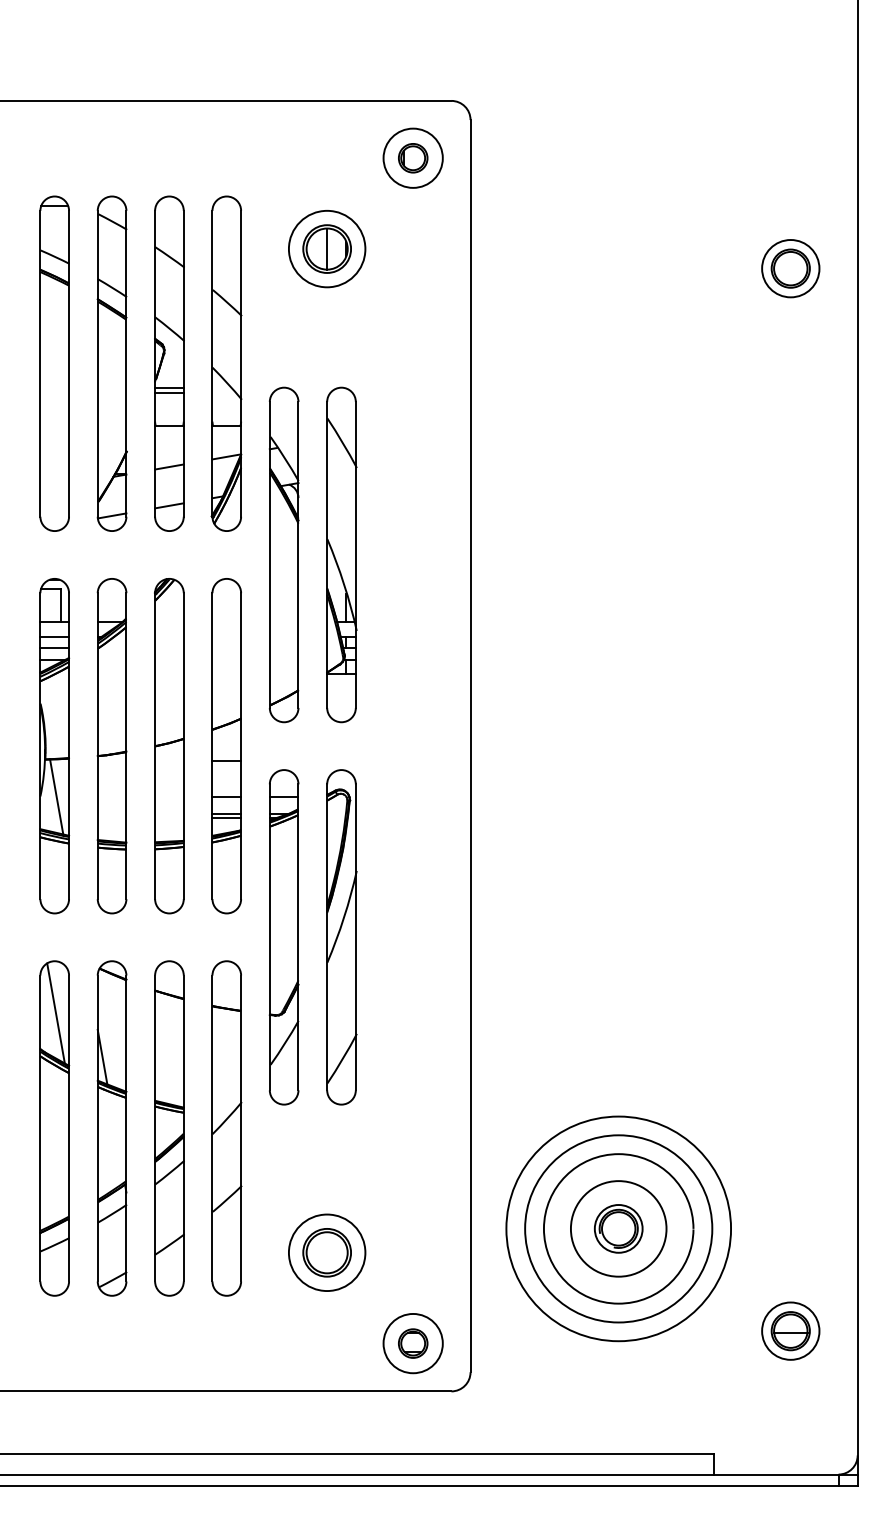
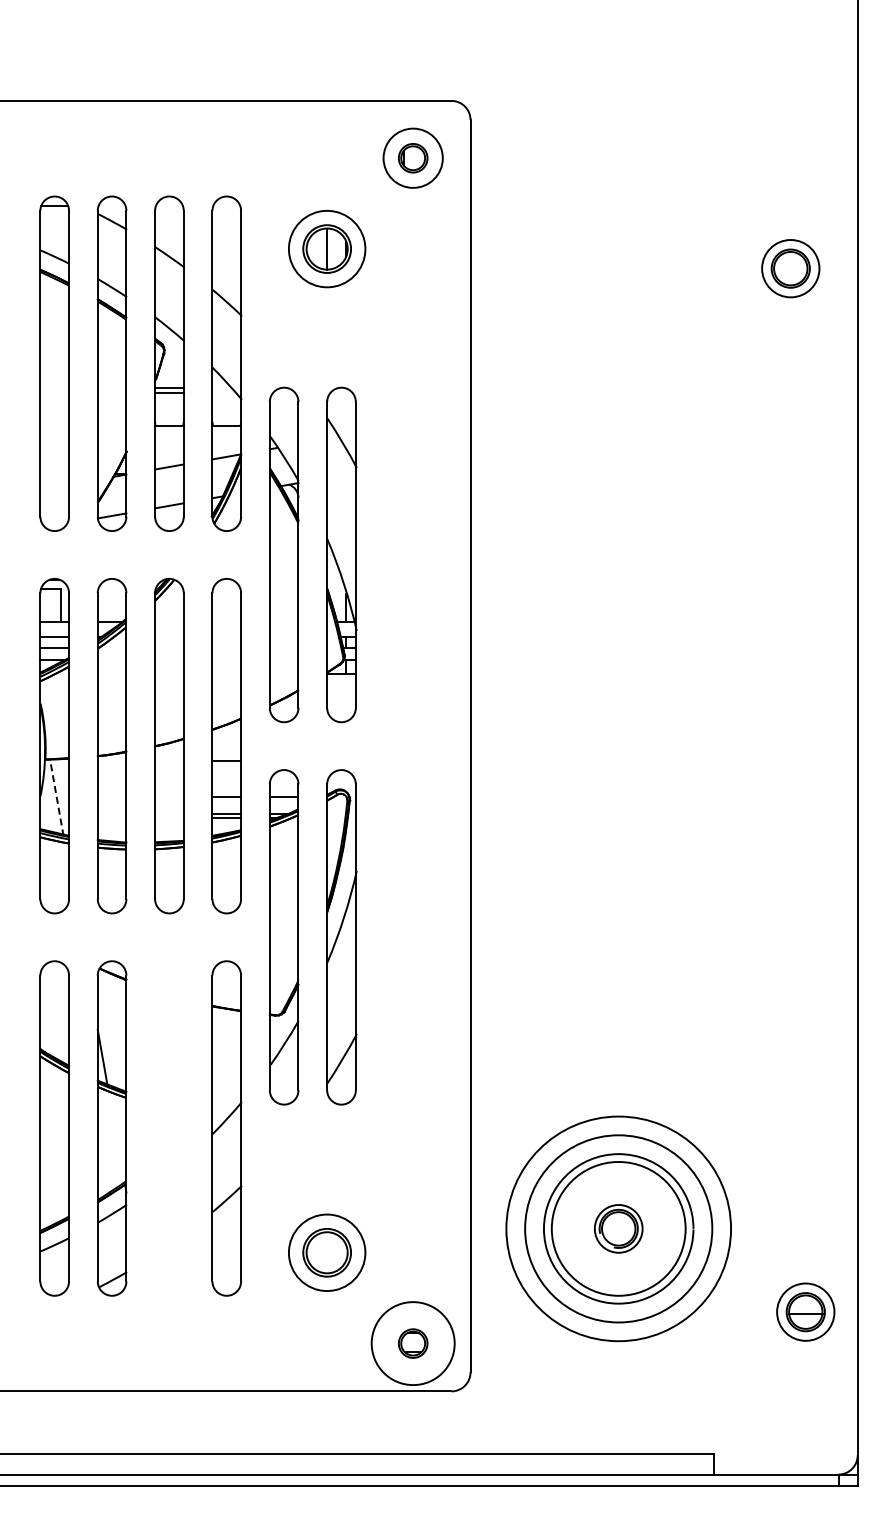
line: solid -> dashed (56, 797)
line: present -> none (55, 1013)
part: present -> none (169, 1128)
circle diameter: 96 px -> 134 px (618, 1228)
part position: (790, 1330) -> (805, 1311) (805, 1311)
circle diameter: 59 px -> 83 px (412, 1343)
